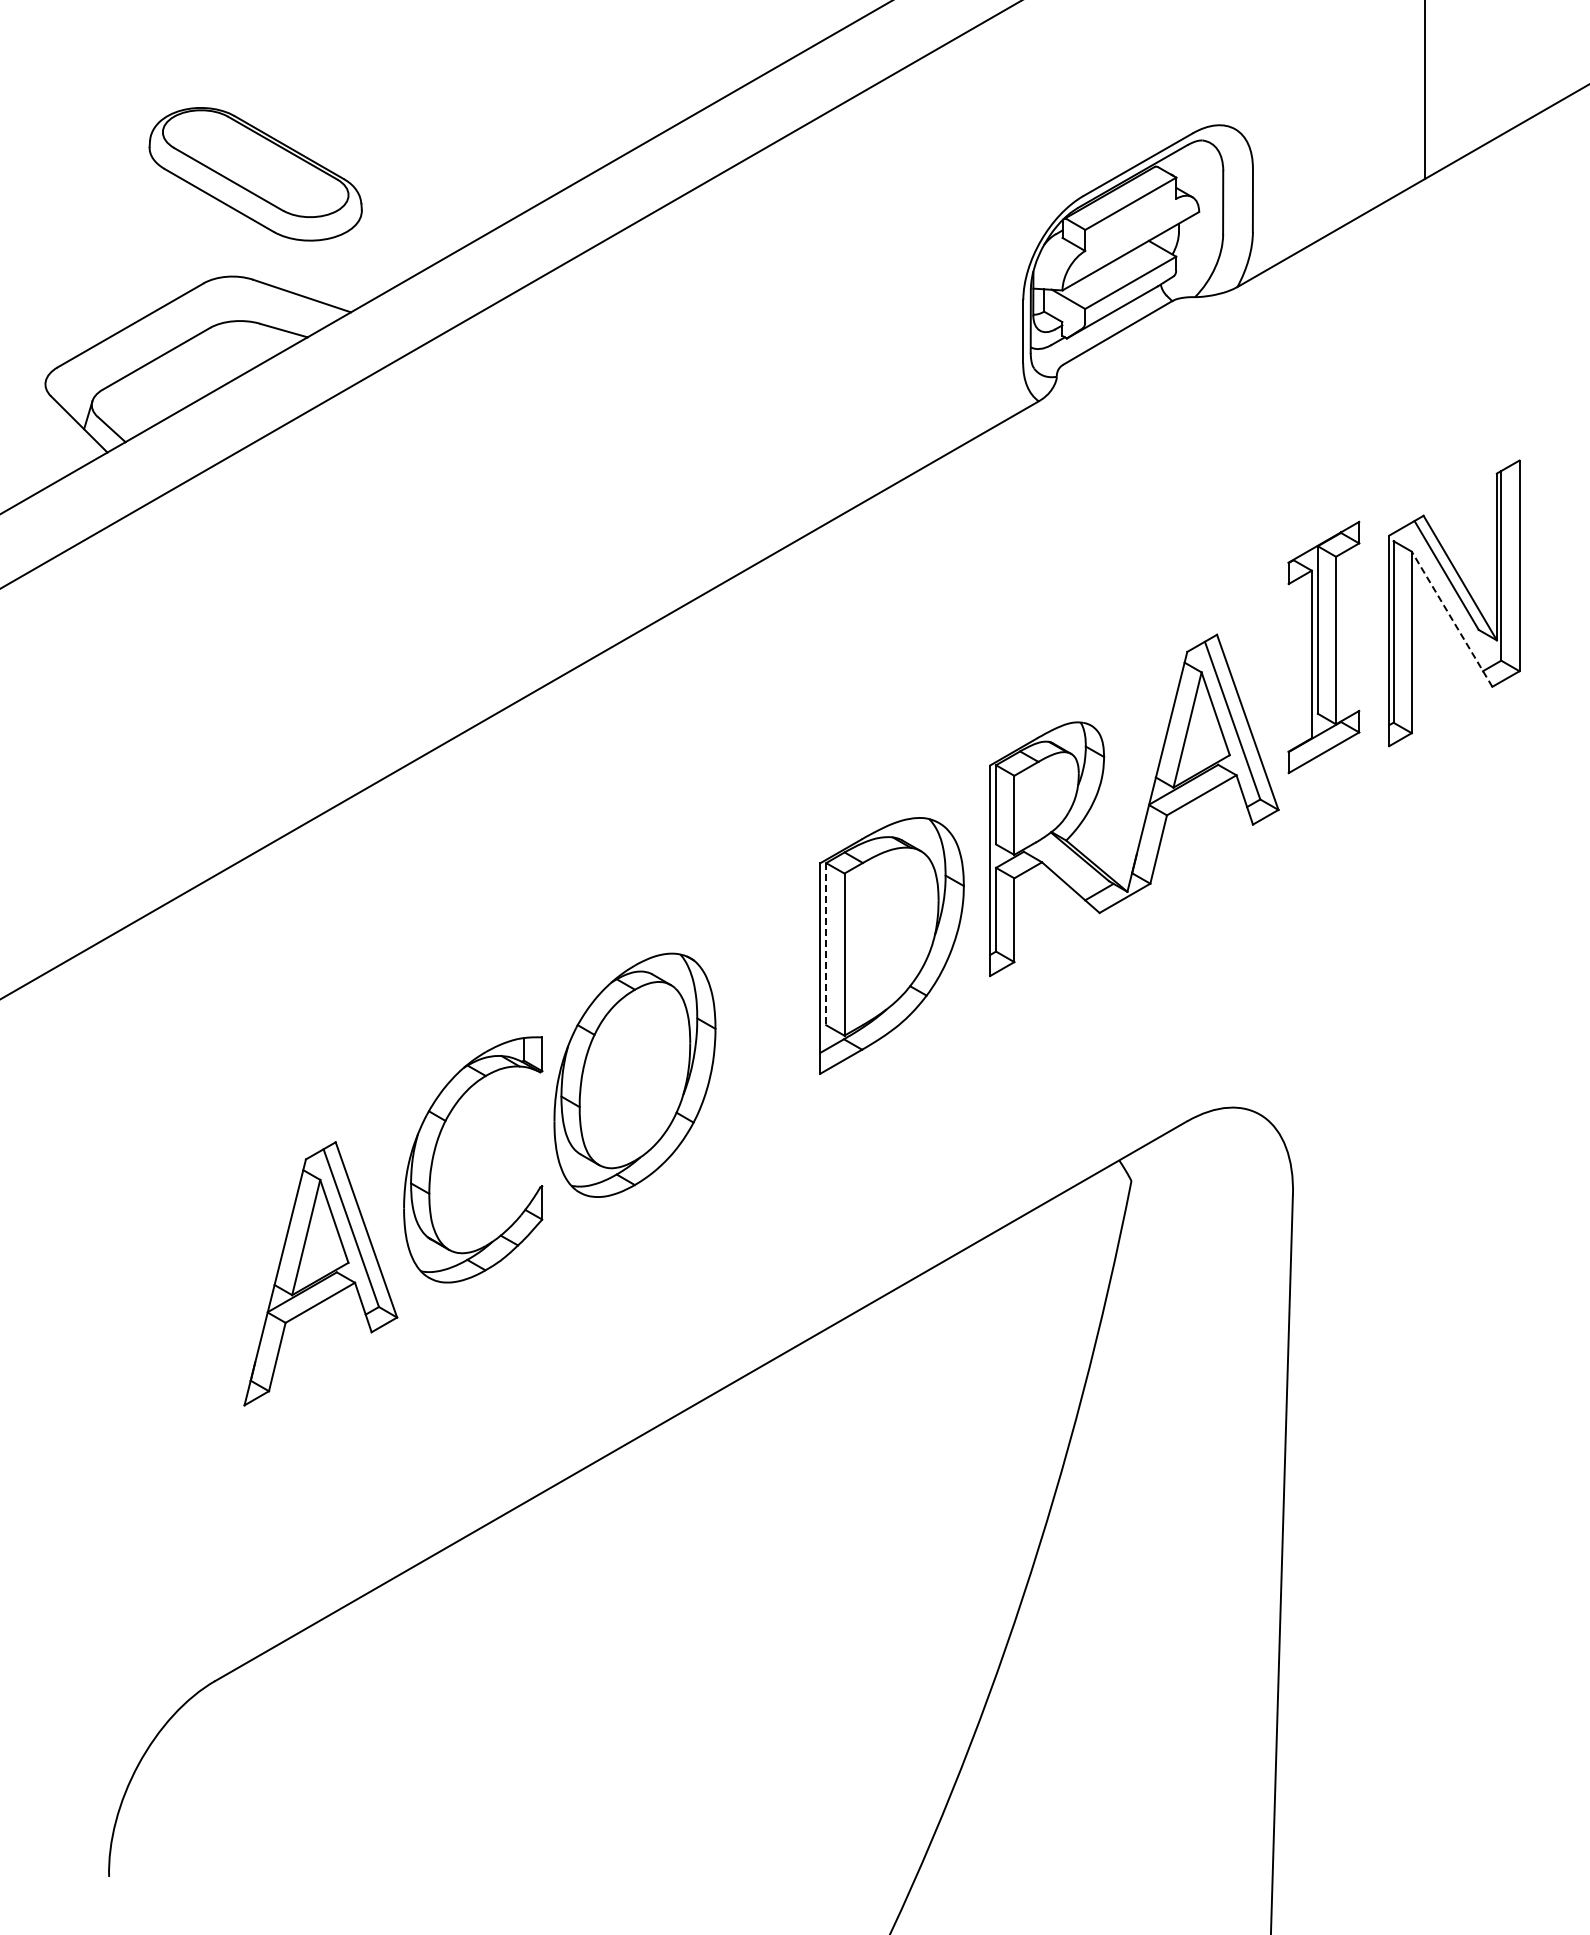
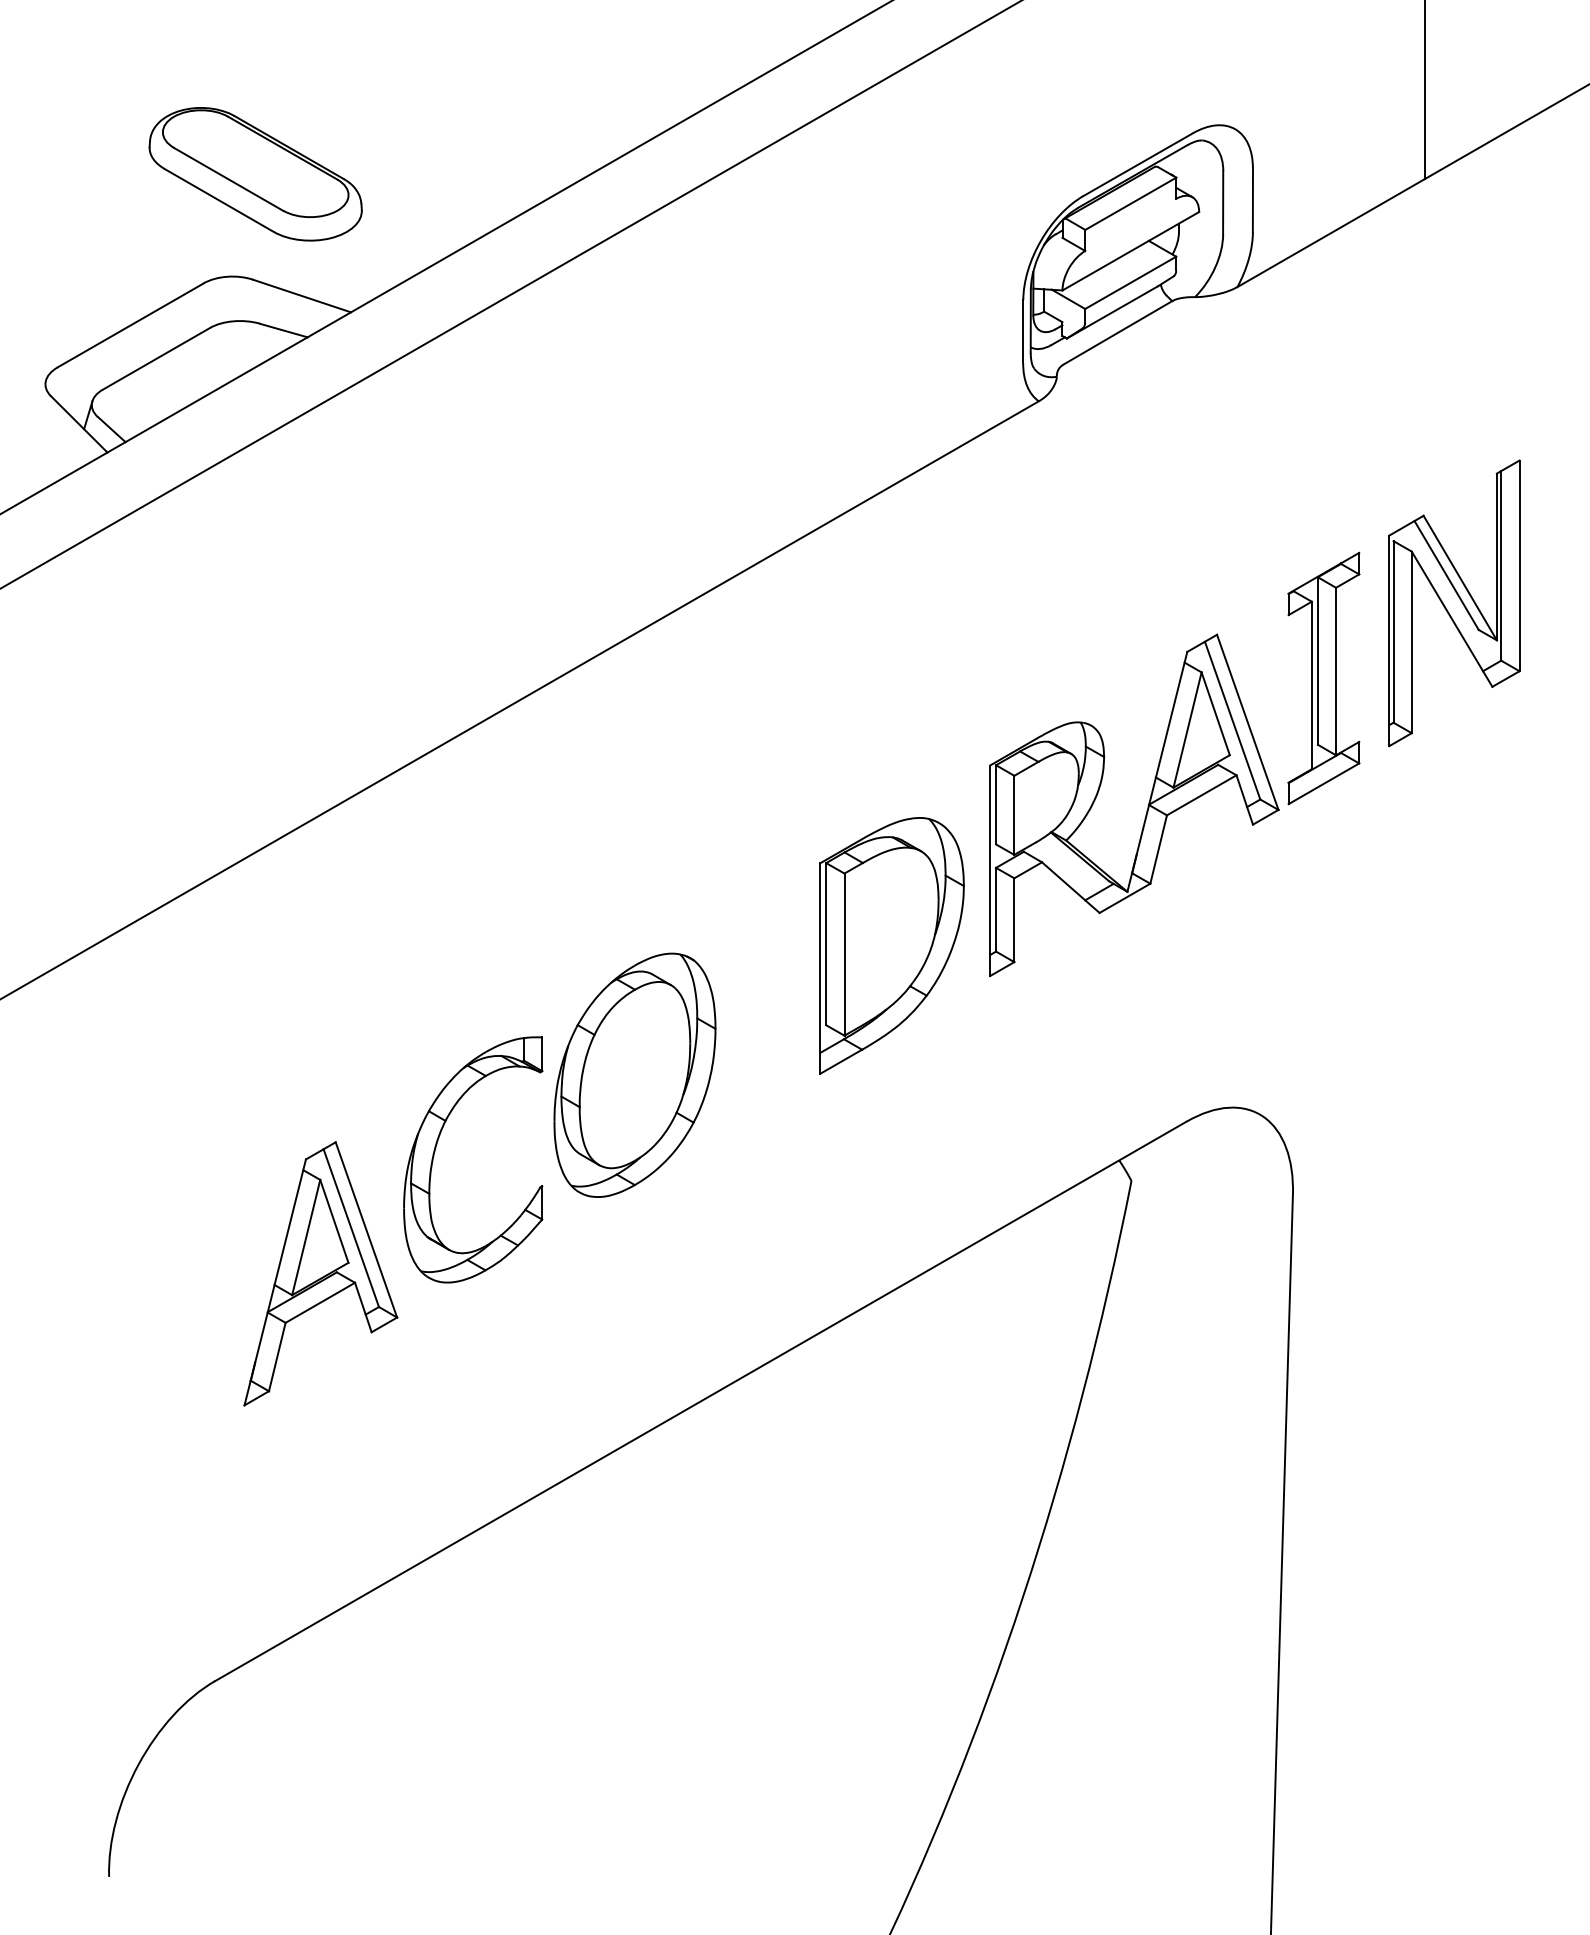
line: dashed -> solid (1452, 619)
part position: (1323, 647) -> (1323, 678) (1323, 678)
line: dashed -> solid (826, 944)
